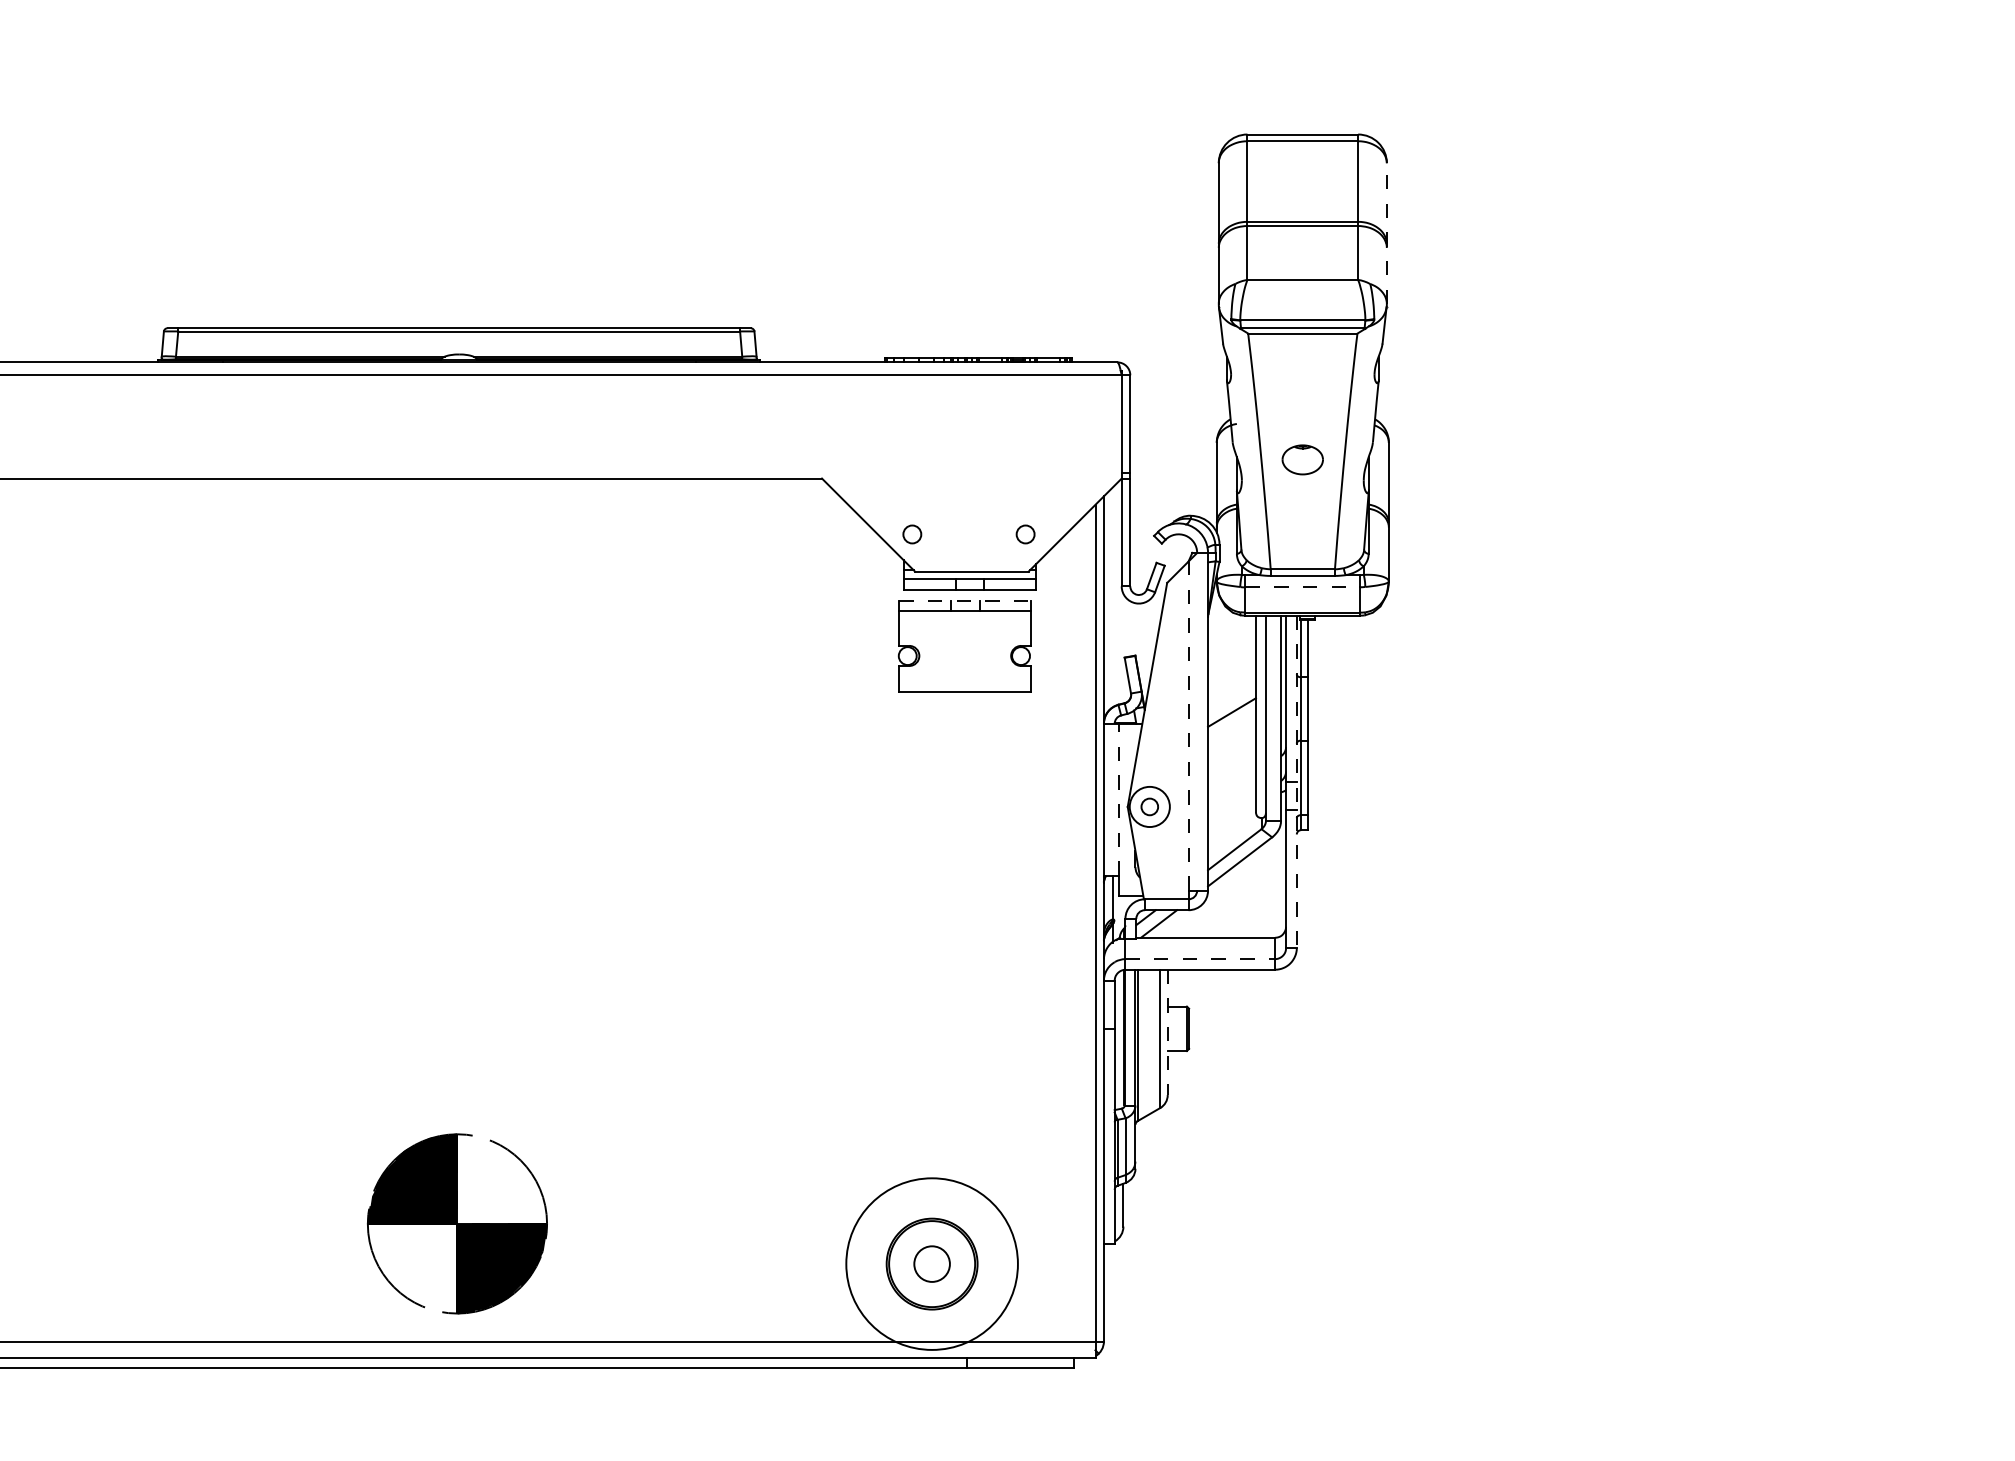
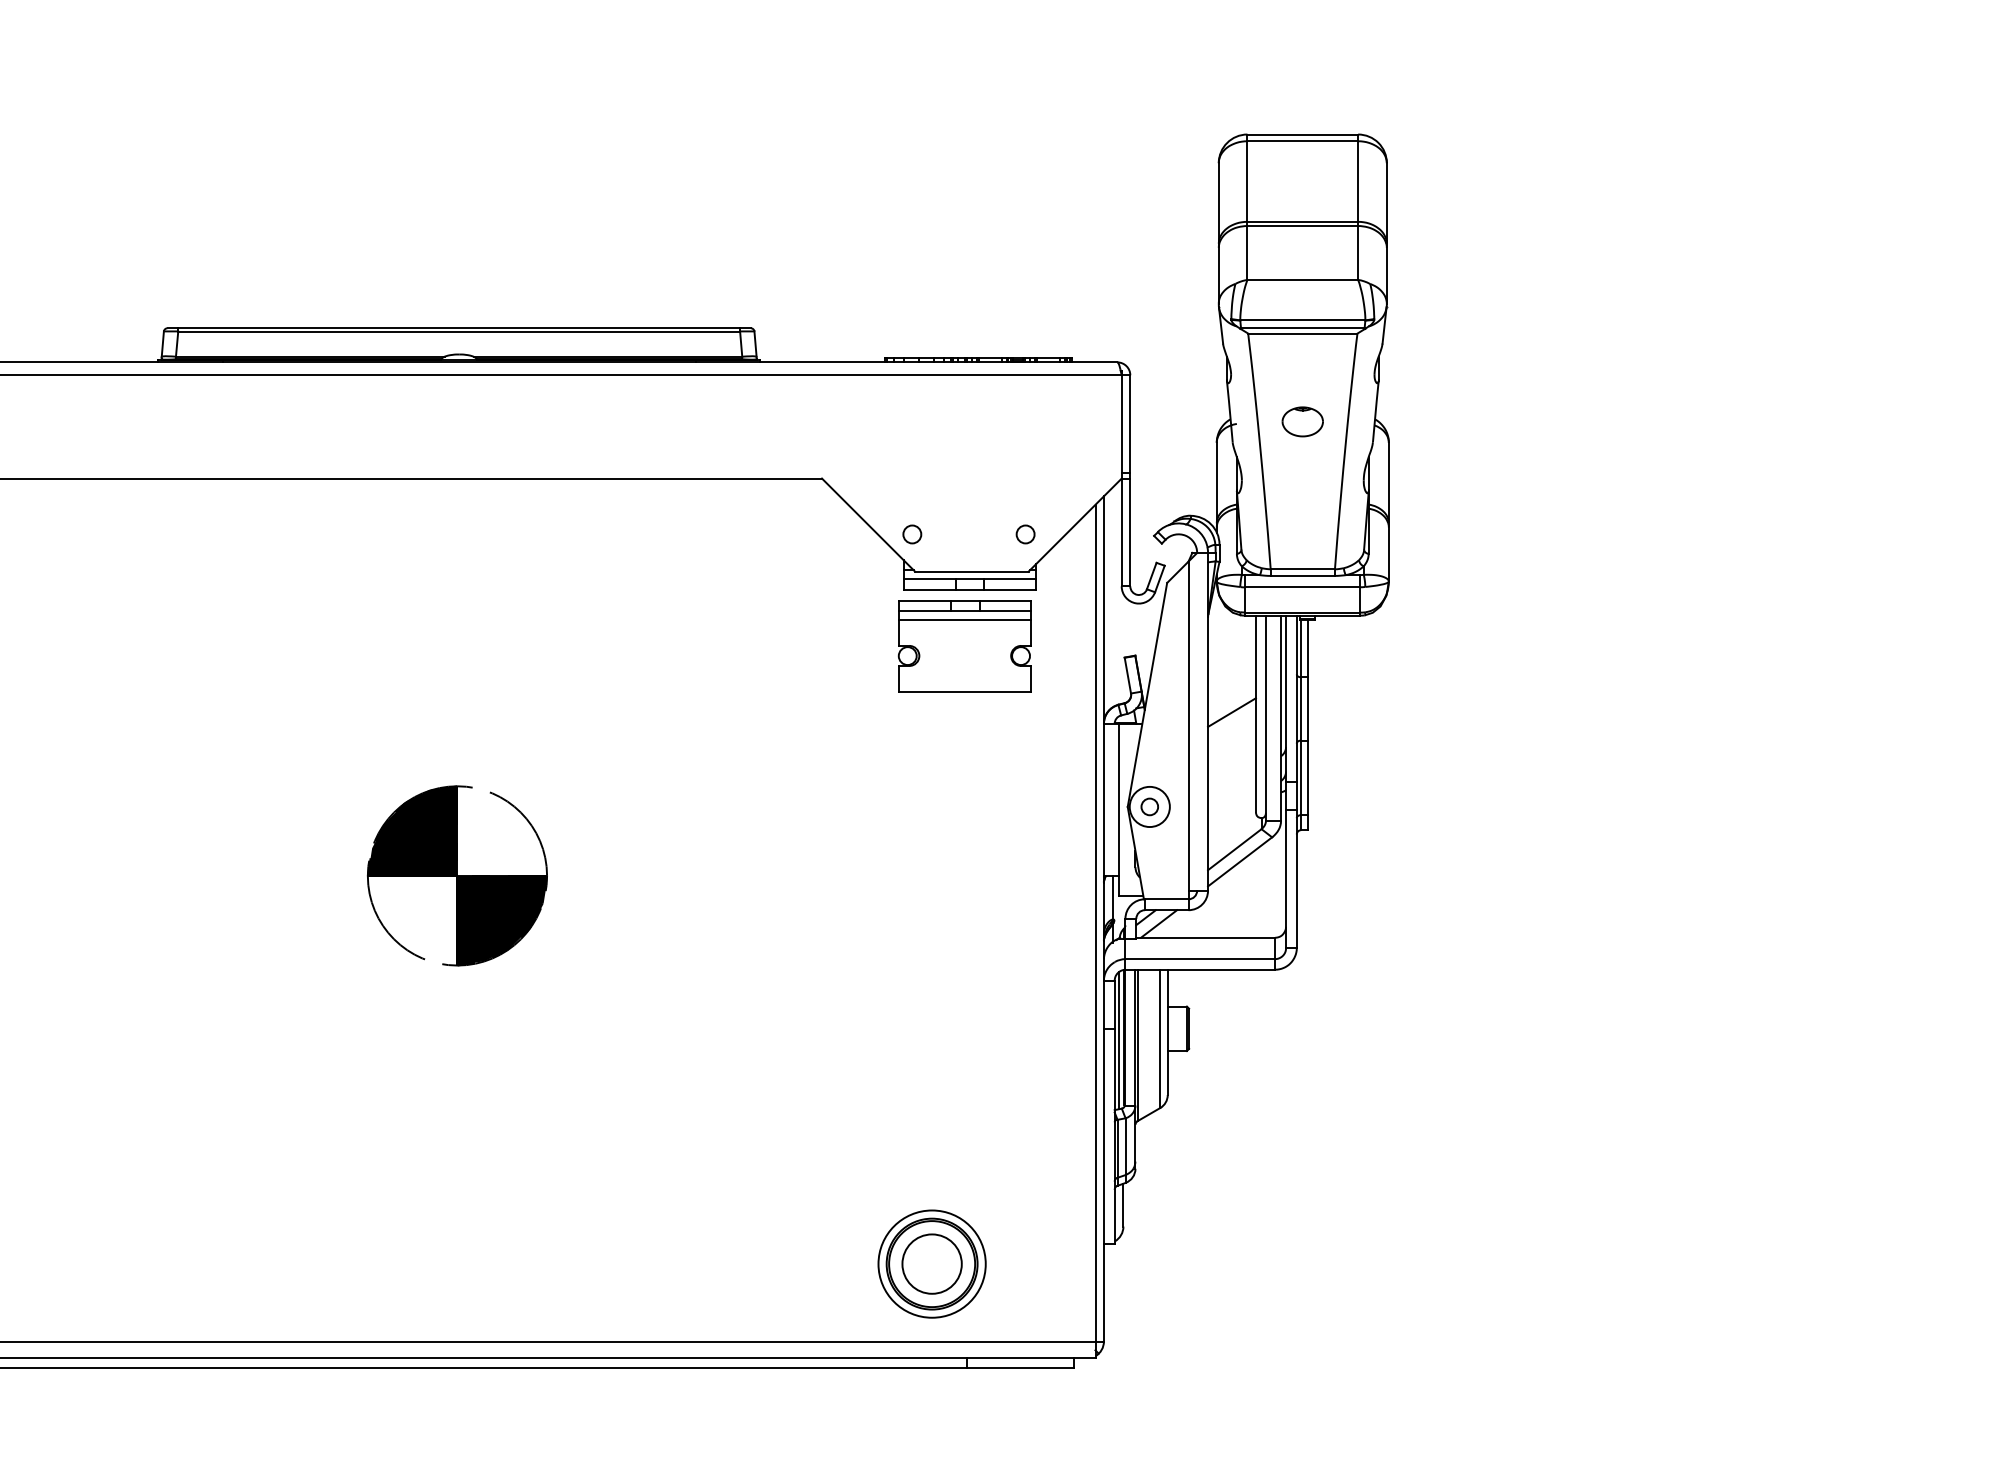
line: dashed -> solid (1386, 233)
part position: (1302, 459) -> (1302, 421) (1302, 421)
line: dashed -> solid (1303, 587)
line: dashed -> solid (965, 600)
line: none -> present (965, 620)
line: dashed -> solid (1188, 726)
line: dashed -> solid (1296, 782)
line: dashed -> solid (1118, 799)
line: dashed -> solid (1200, 959)
line: dashed -> solid (1167, 1032)
line: none -> present (1118, 1040)
part position: (456, 1223) -> (456, 875) (456, 875)
circle diameter: 172 px -> 107 px (931, 1263)
circle diameter: 36 px -> 59 px (931, 1263)
